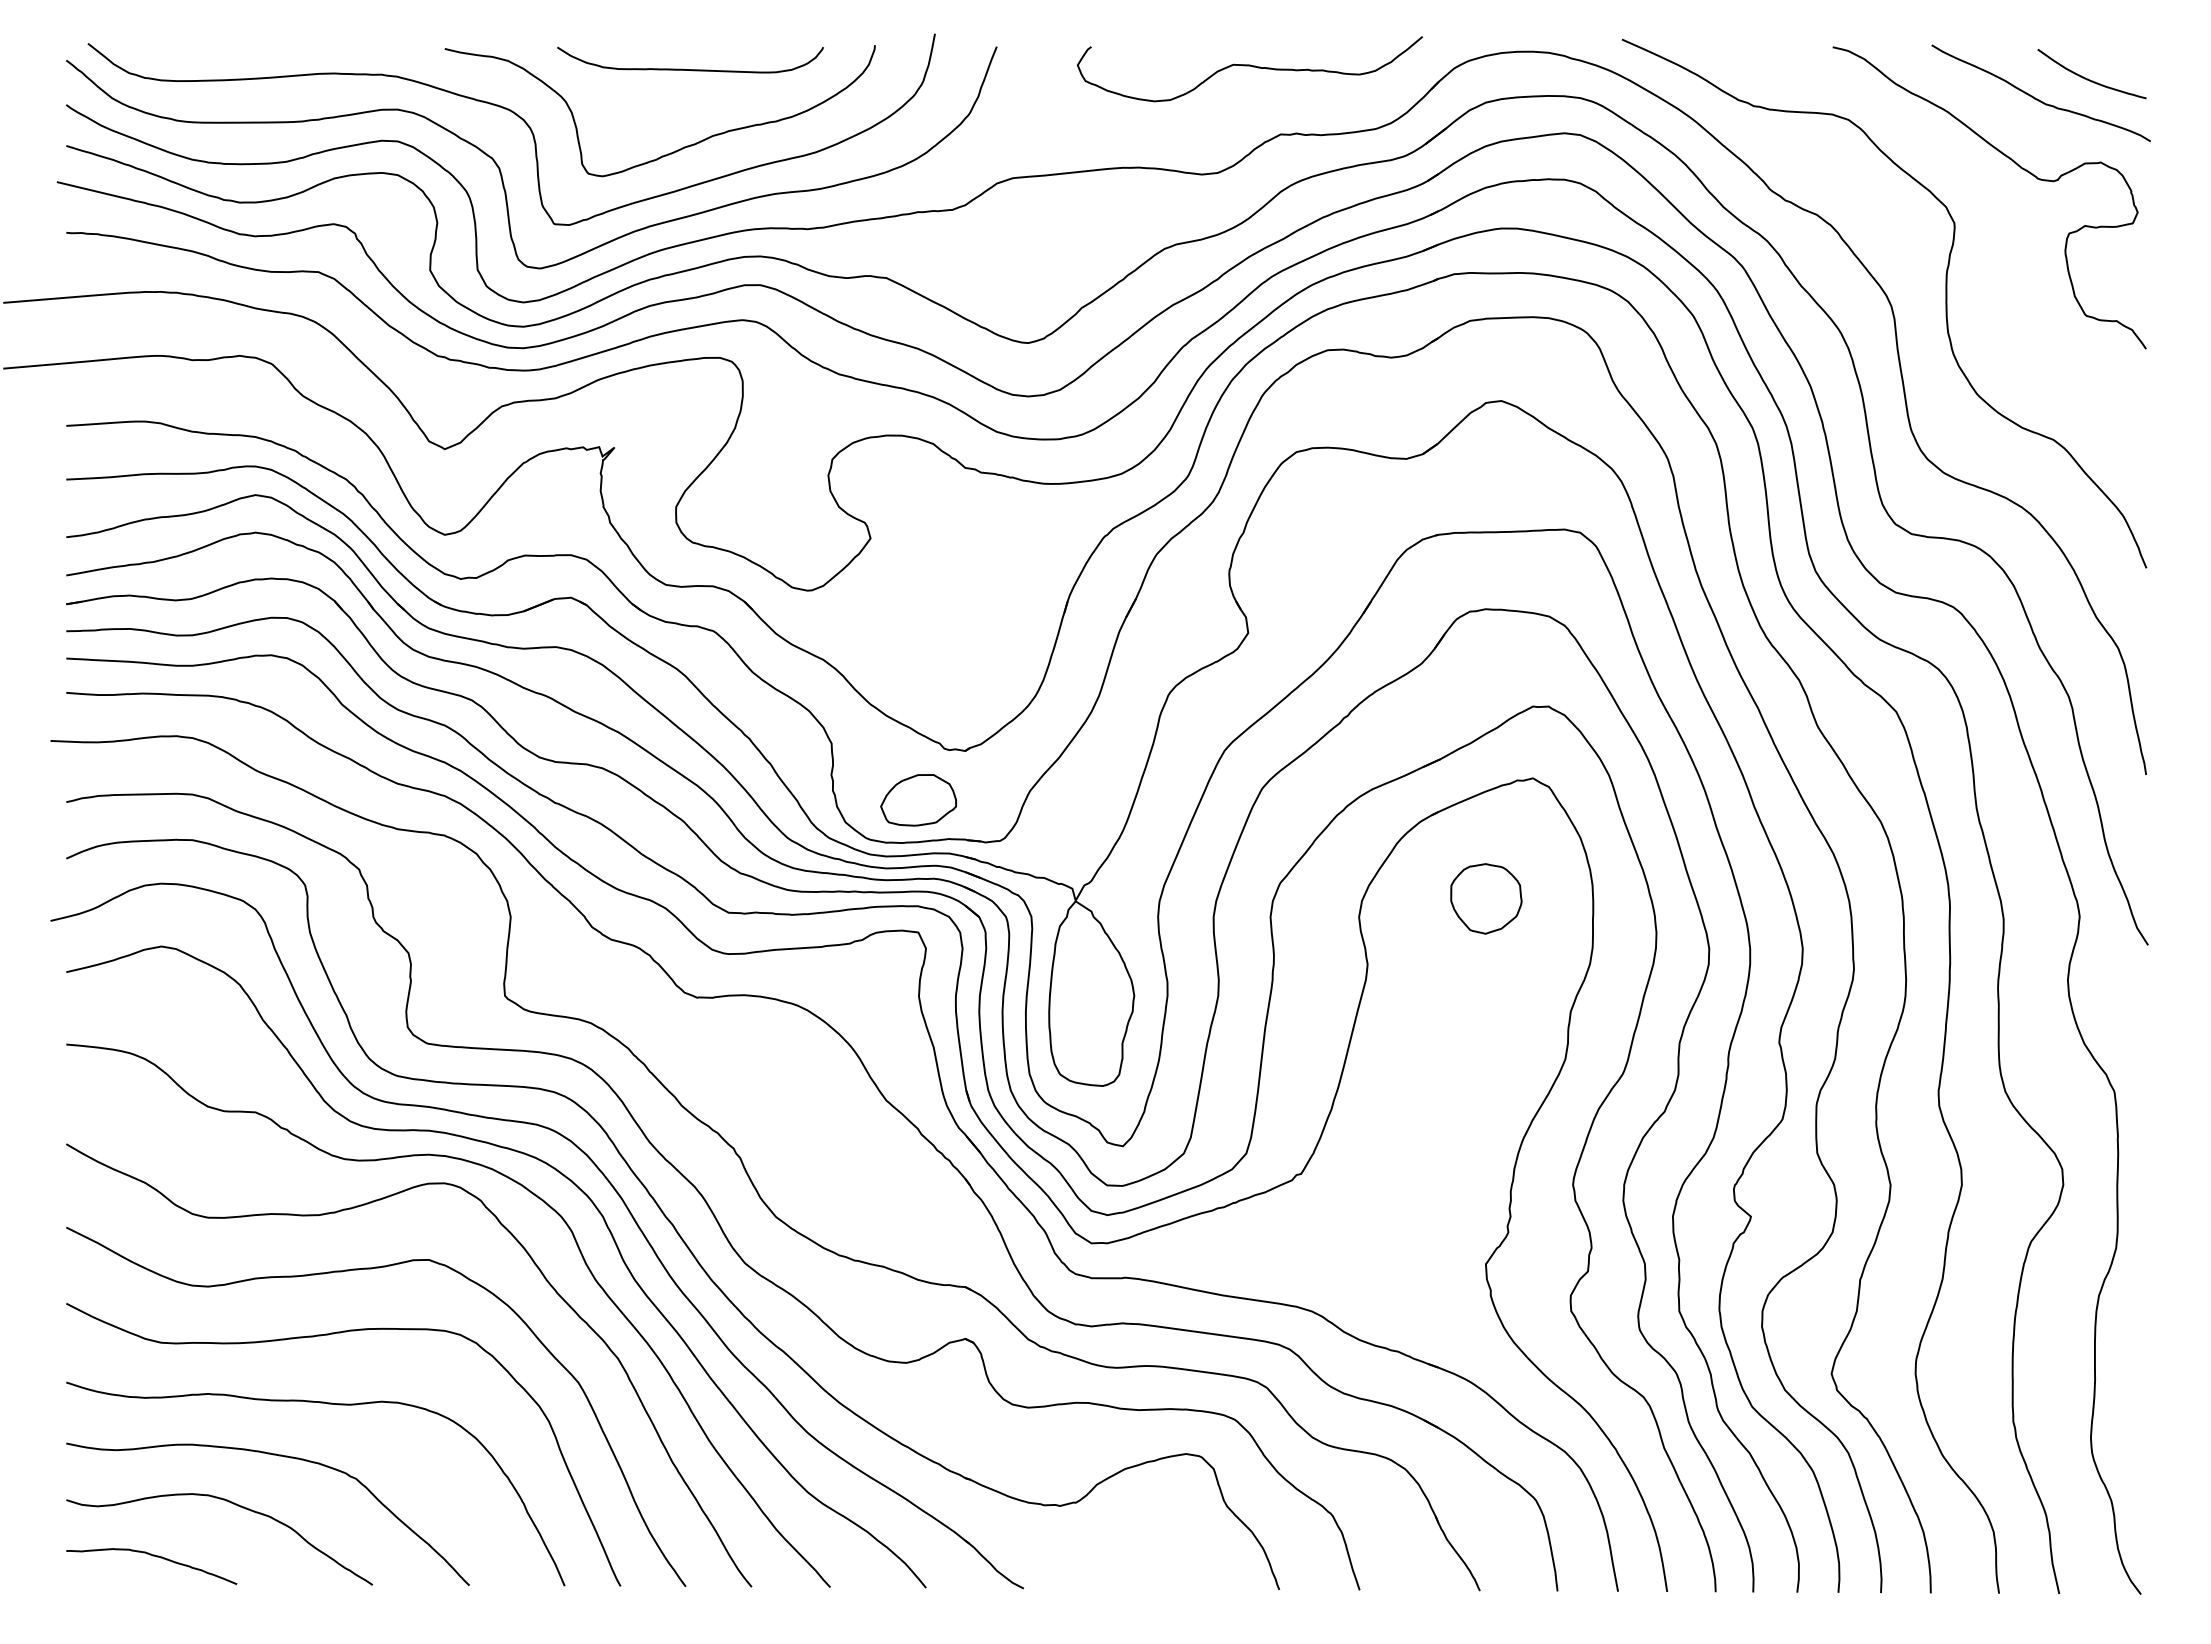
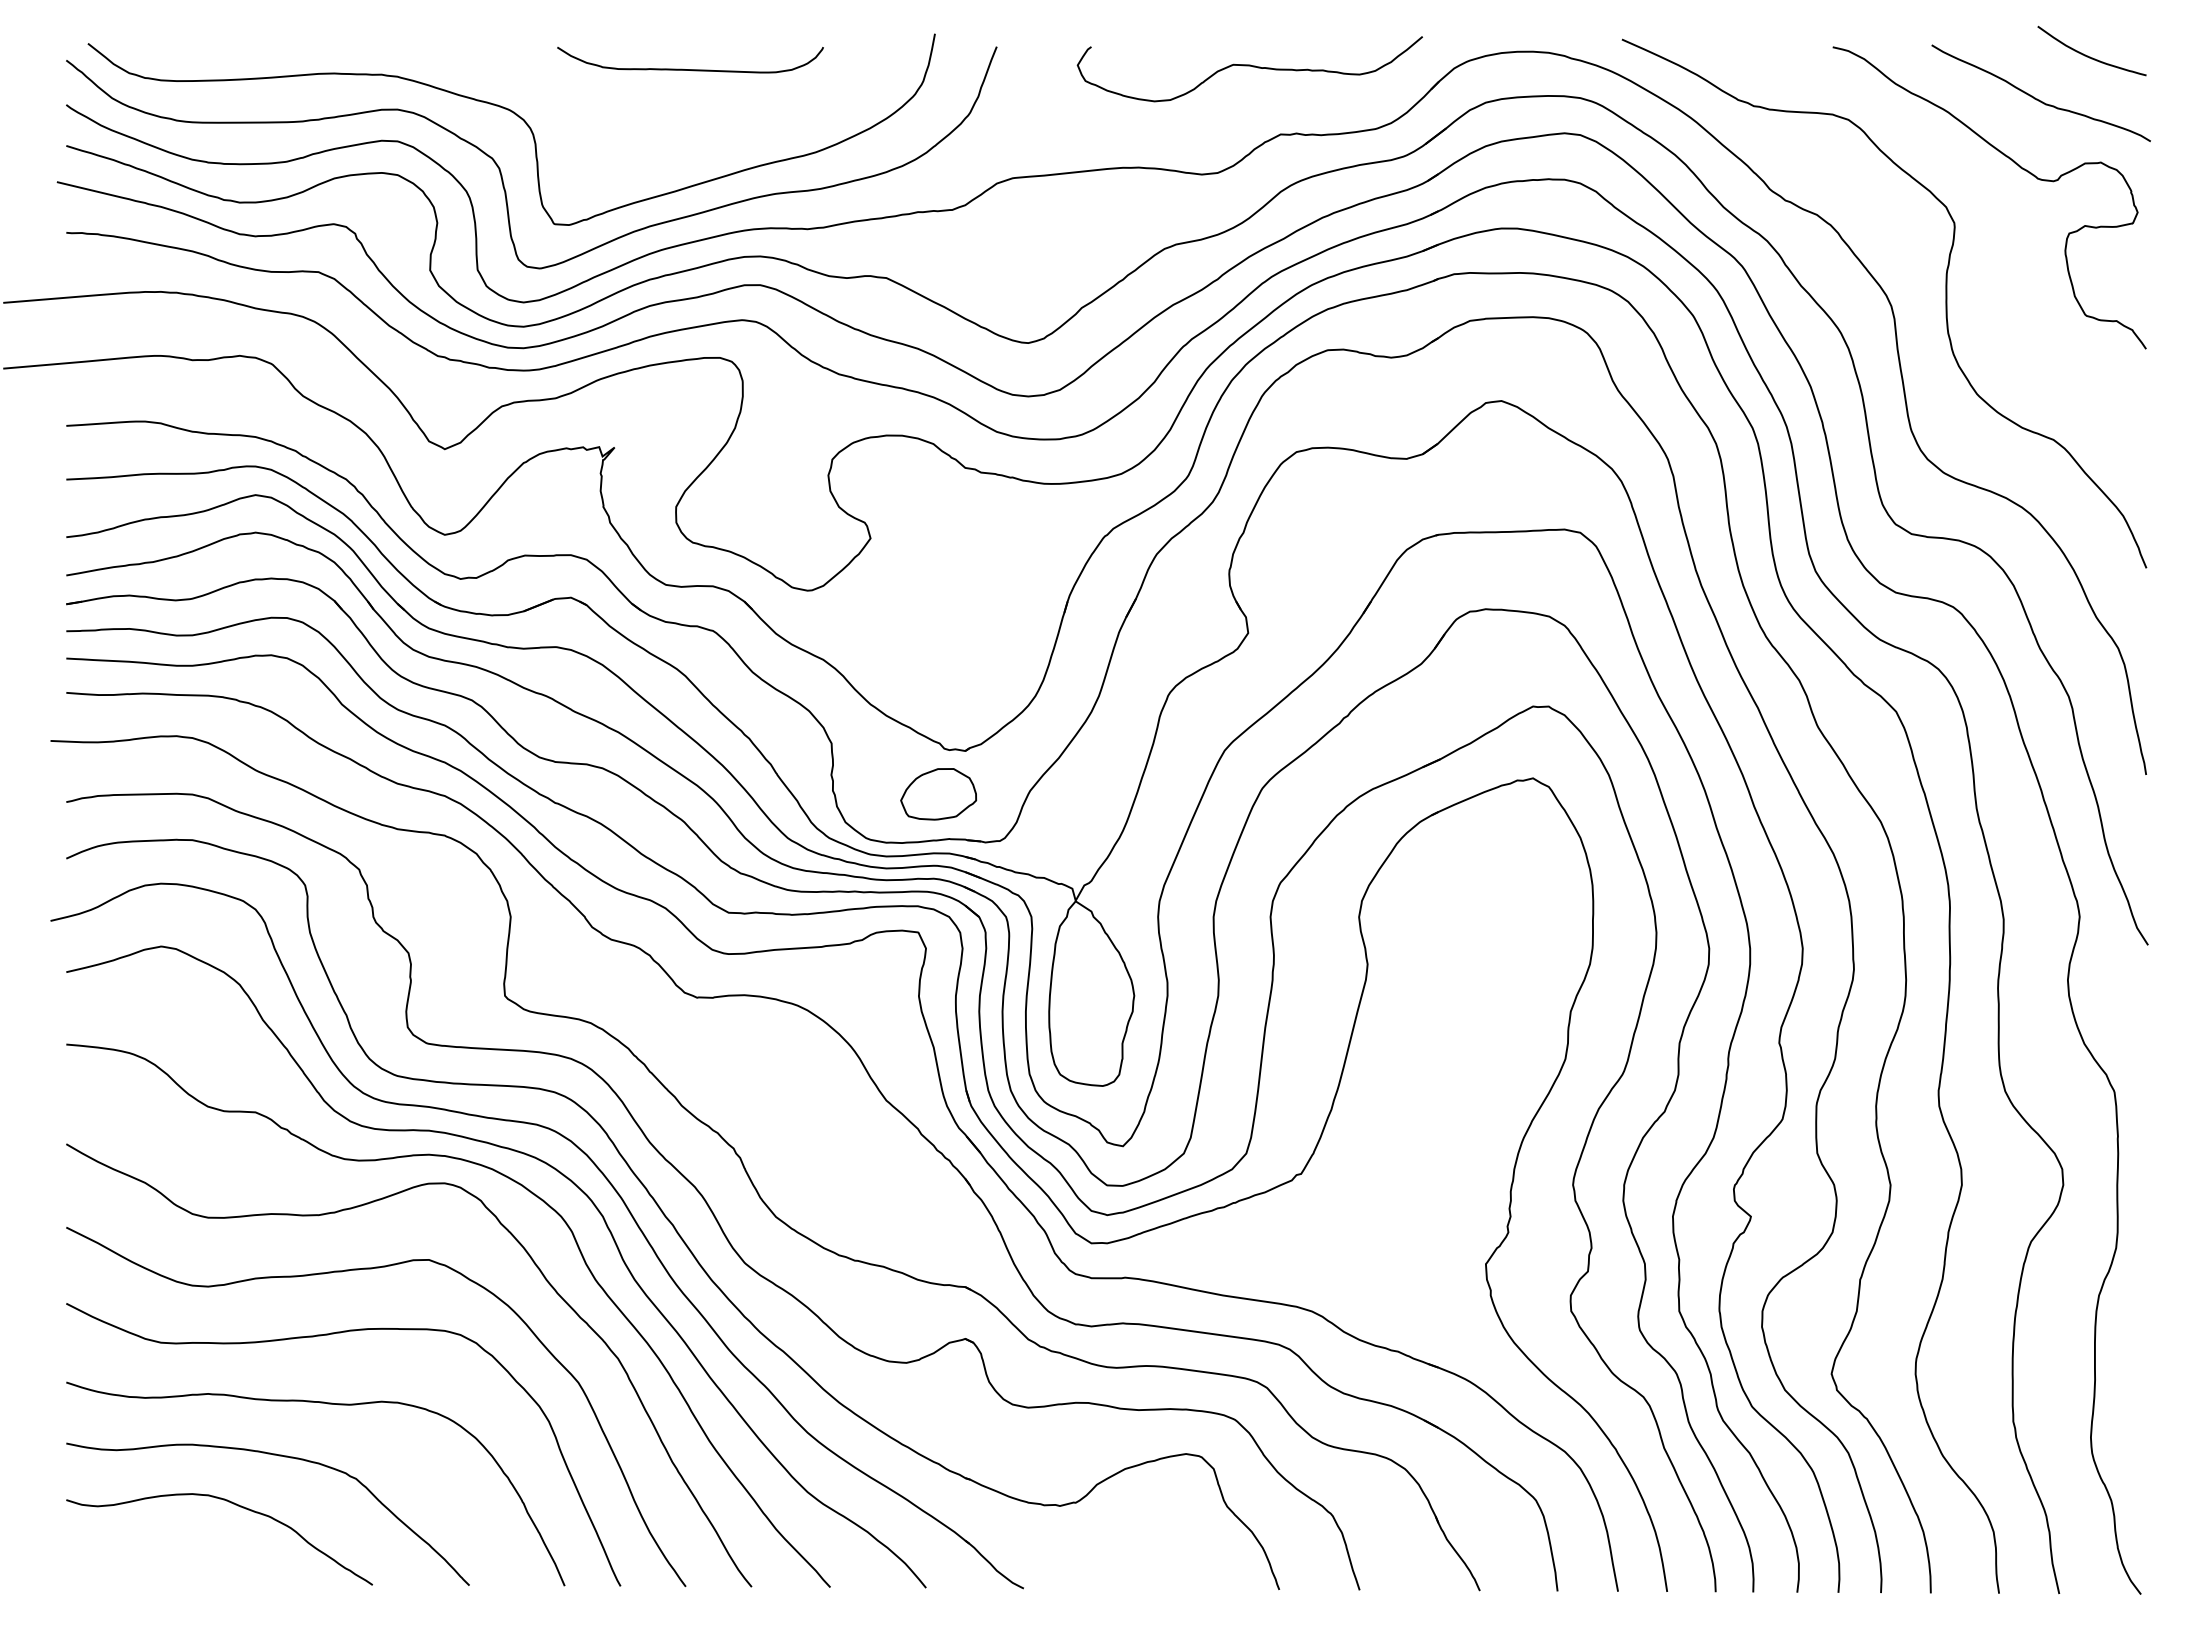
curve position: (2088, 78) -> (2088, 55) (2088, 55)
curve: present -> none (677, 149)
part position: (918, 800) -> (938, 794) (938, 794)
part: present -> none (1486, 898)
curve: present -> none (152, 1556)
